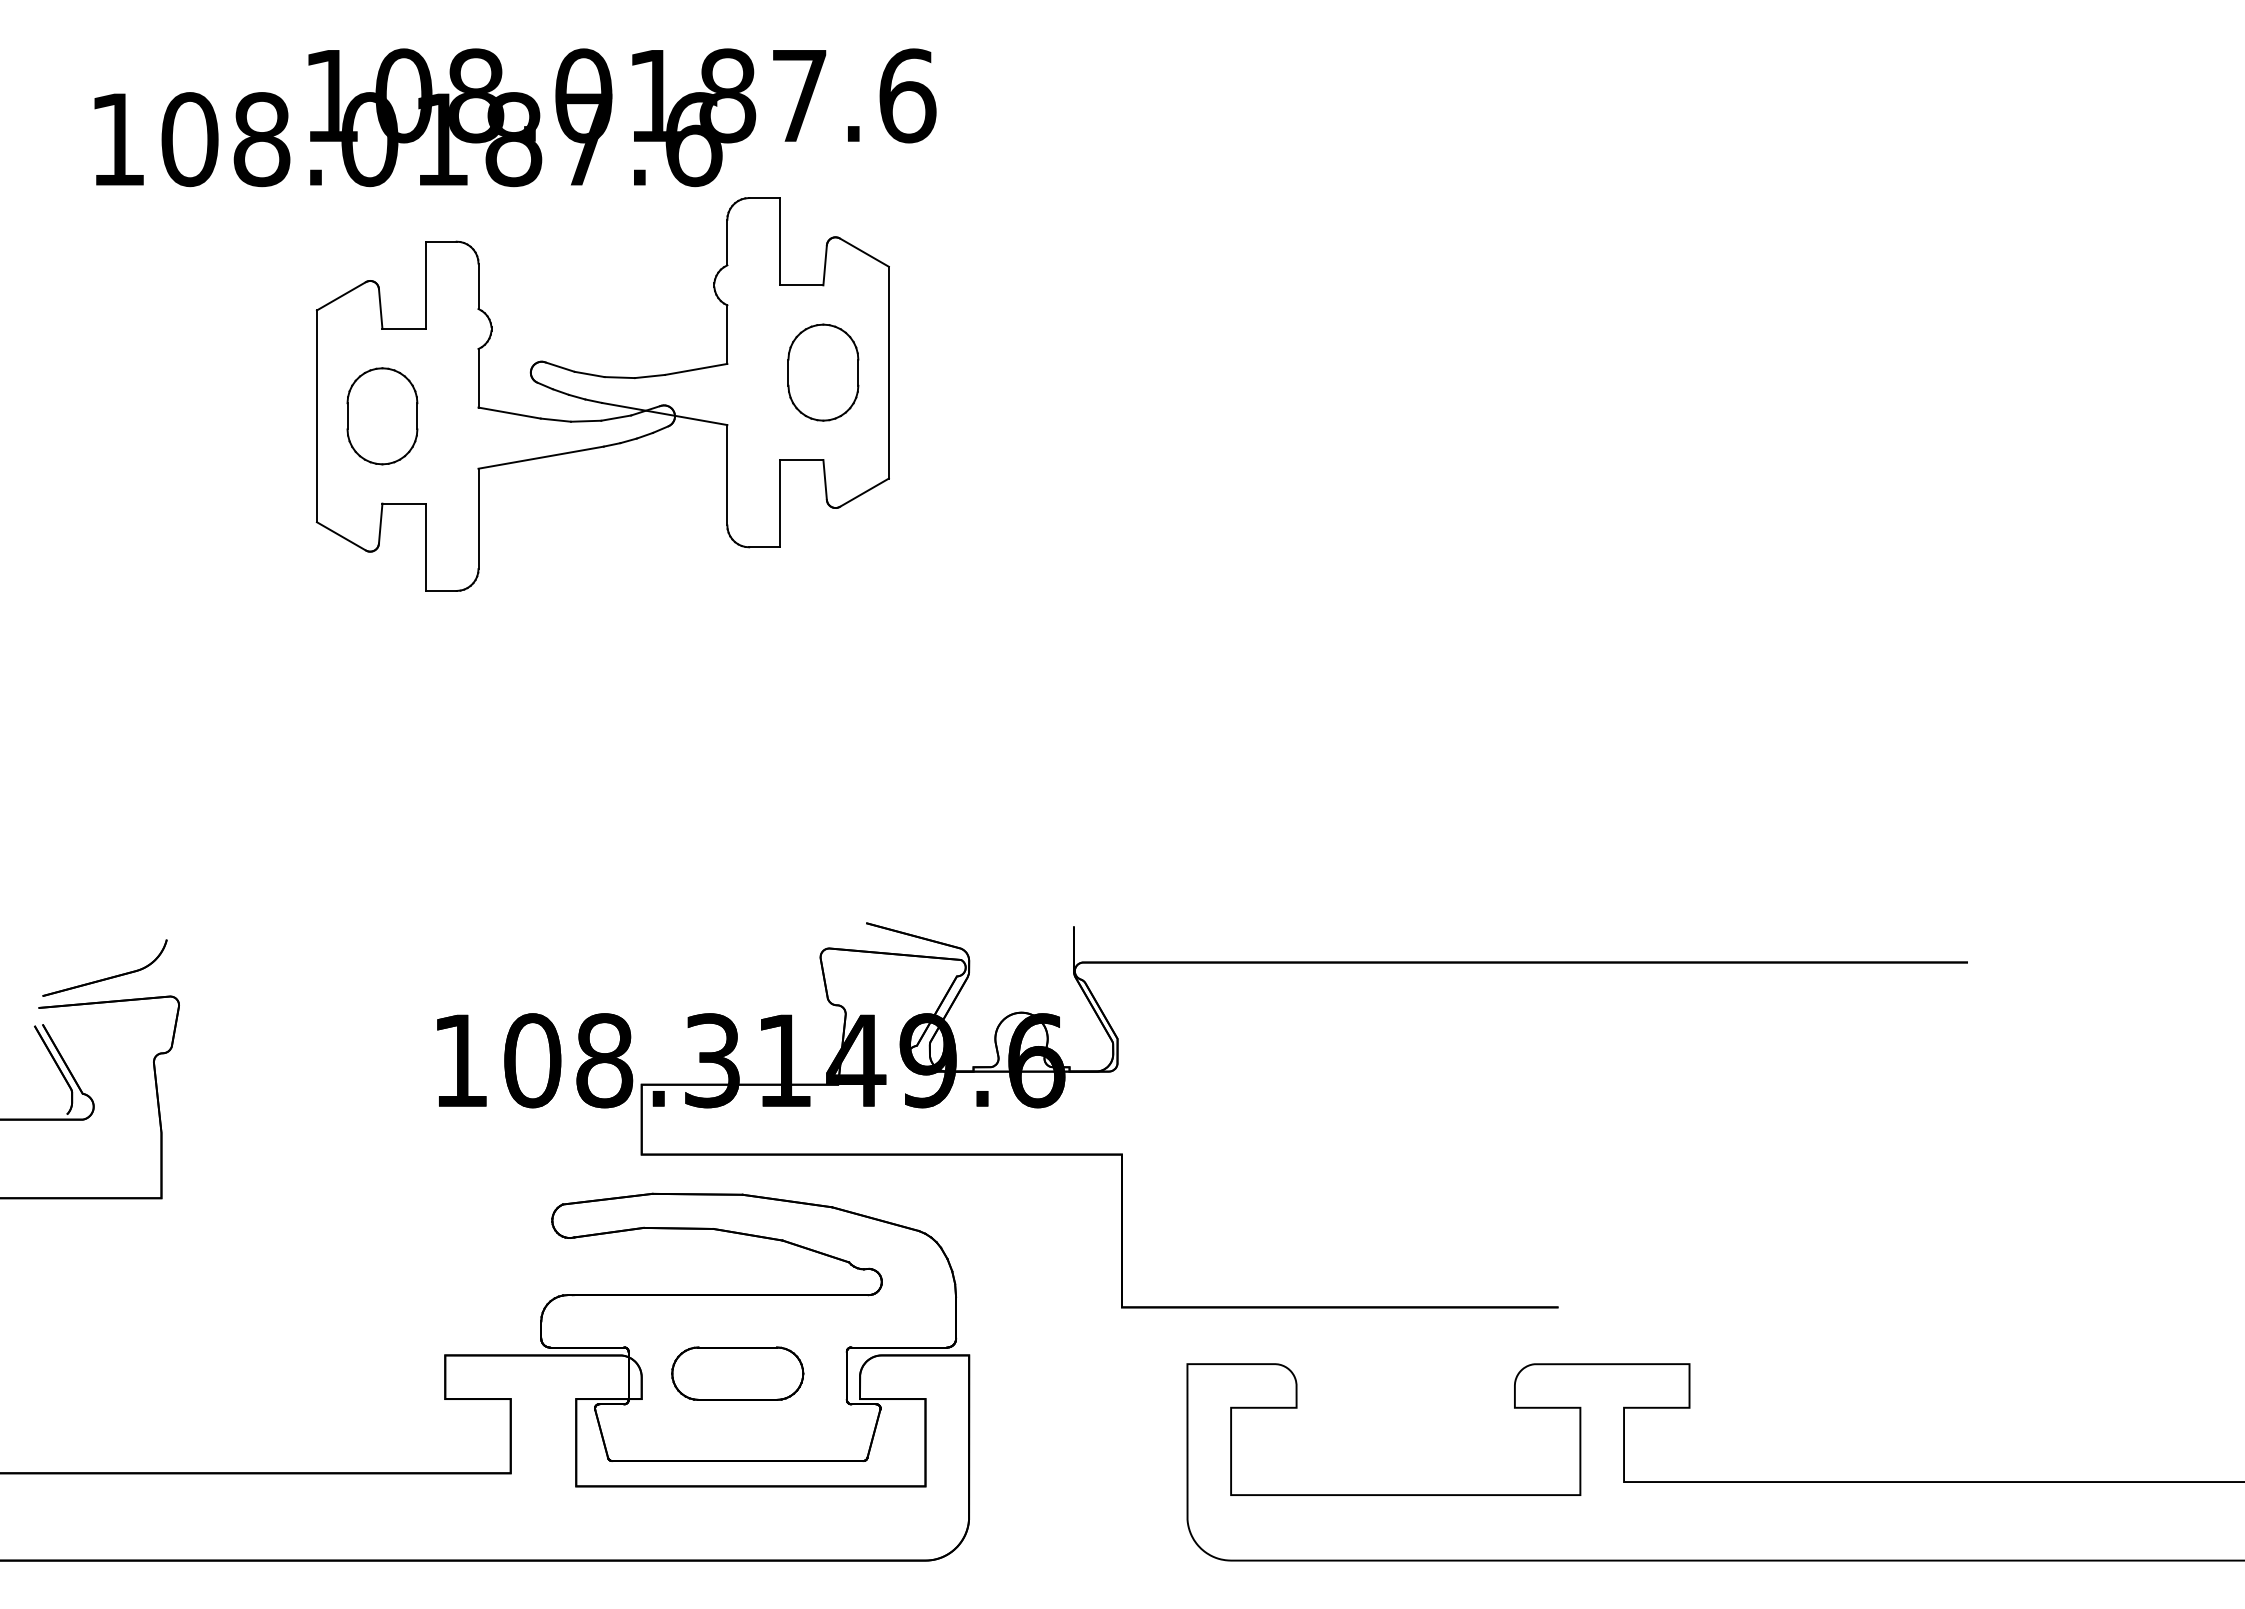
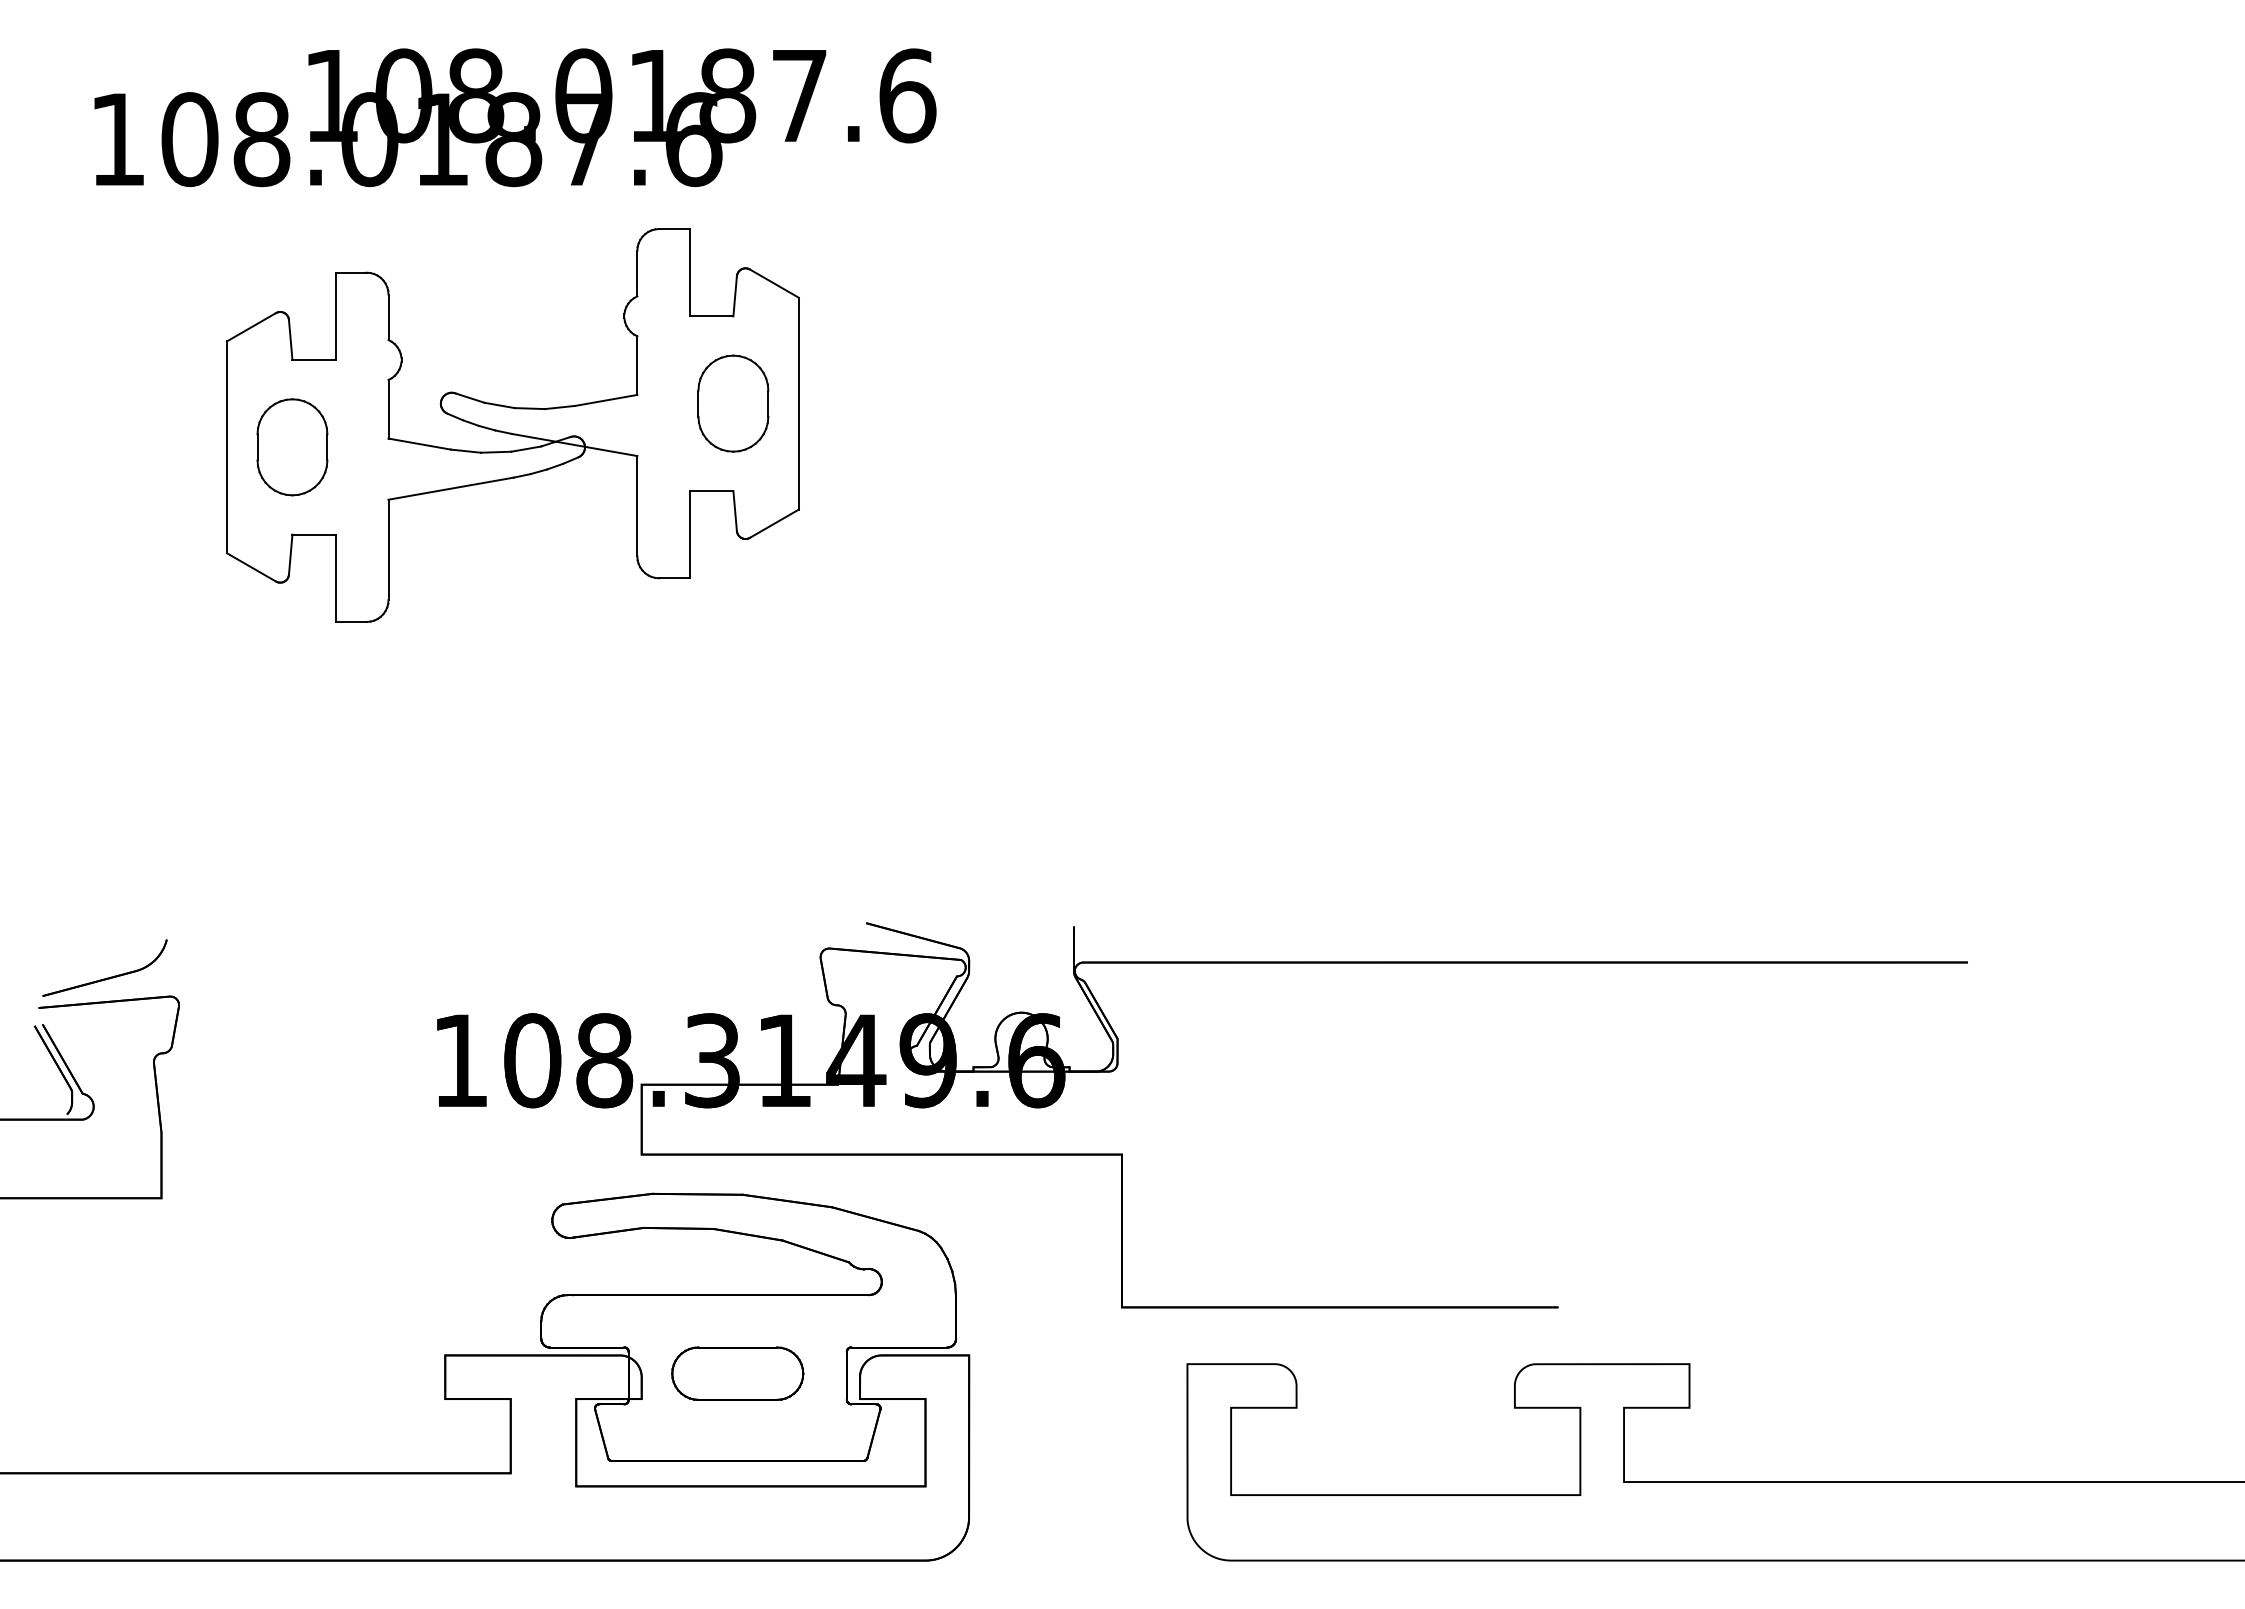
part position: (602, 394) -> (512, 425) (512, 425)
